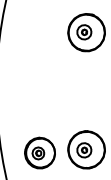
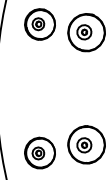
part: none -> present (39, 24)
part position: (86, 149) -> (86, 144) (86, 144)
